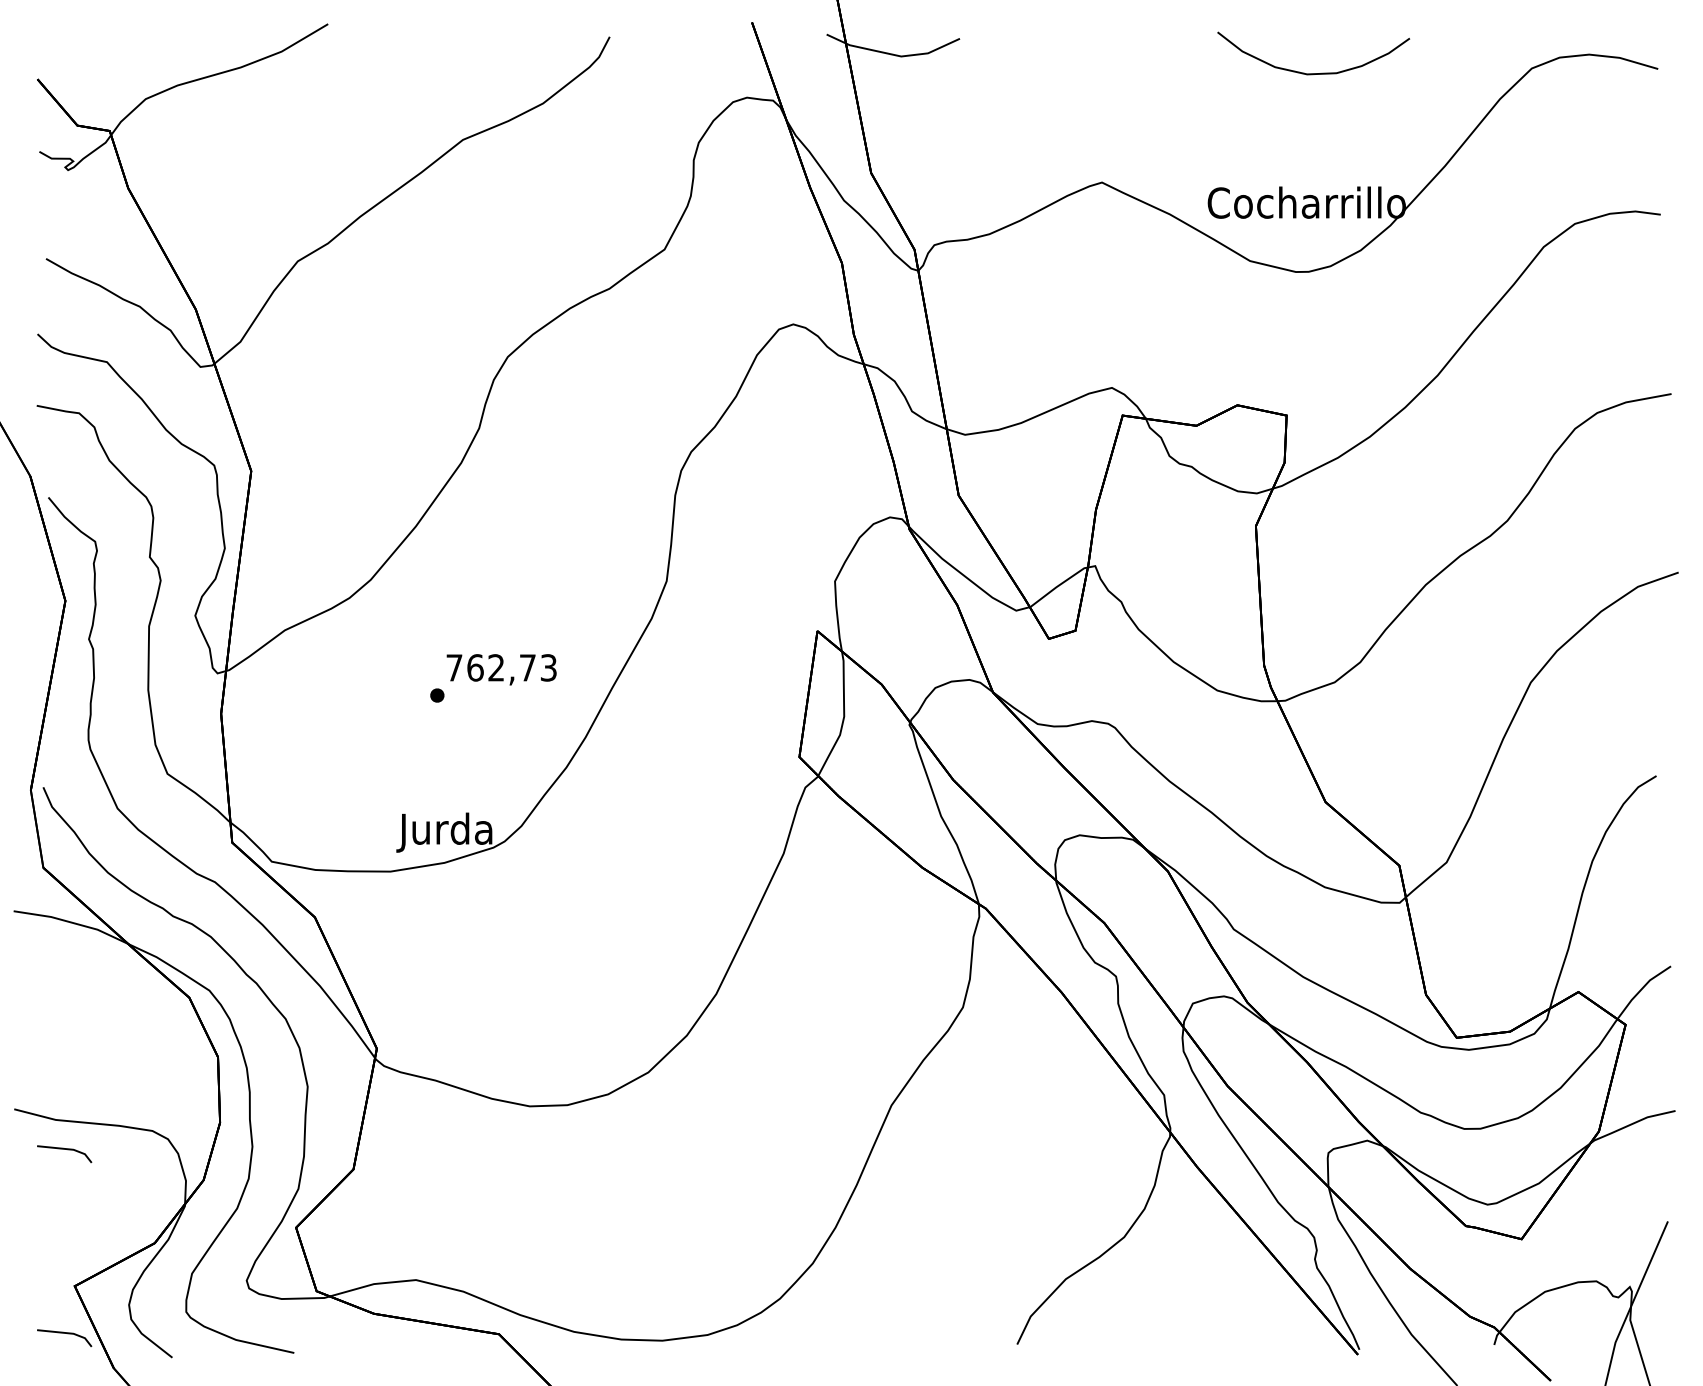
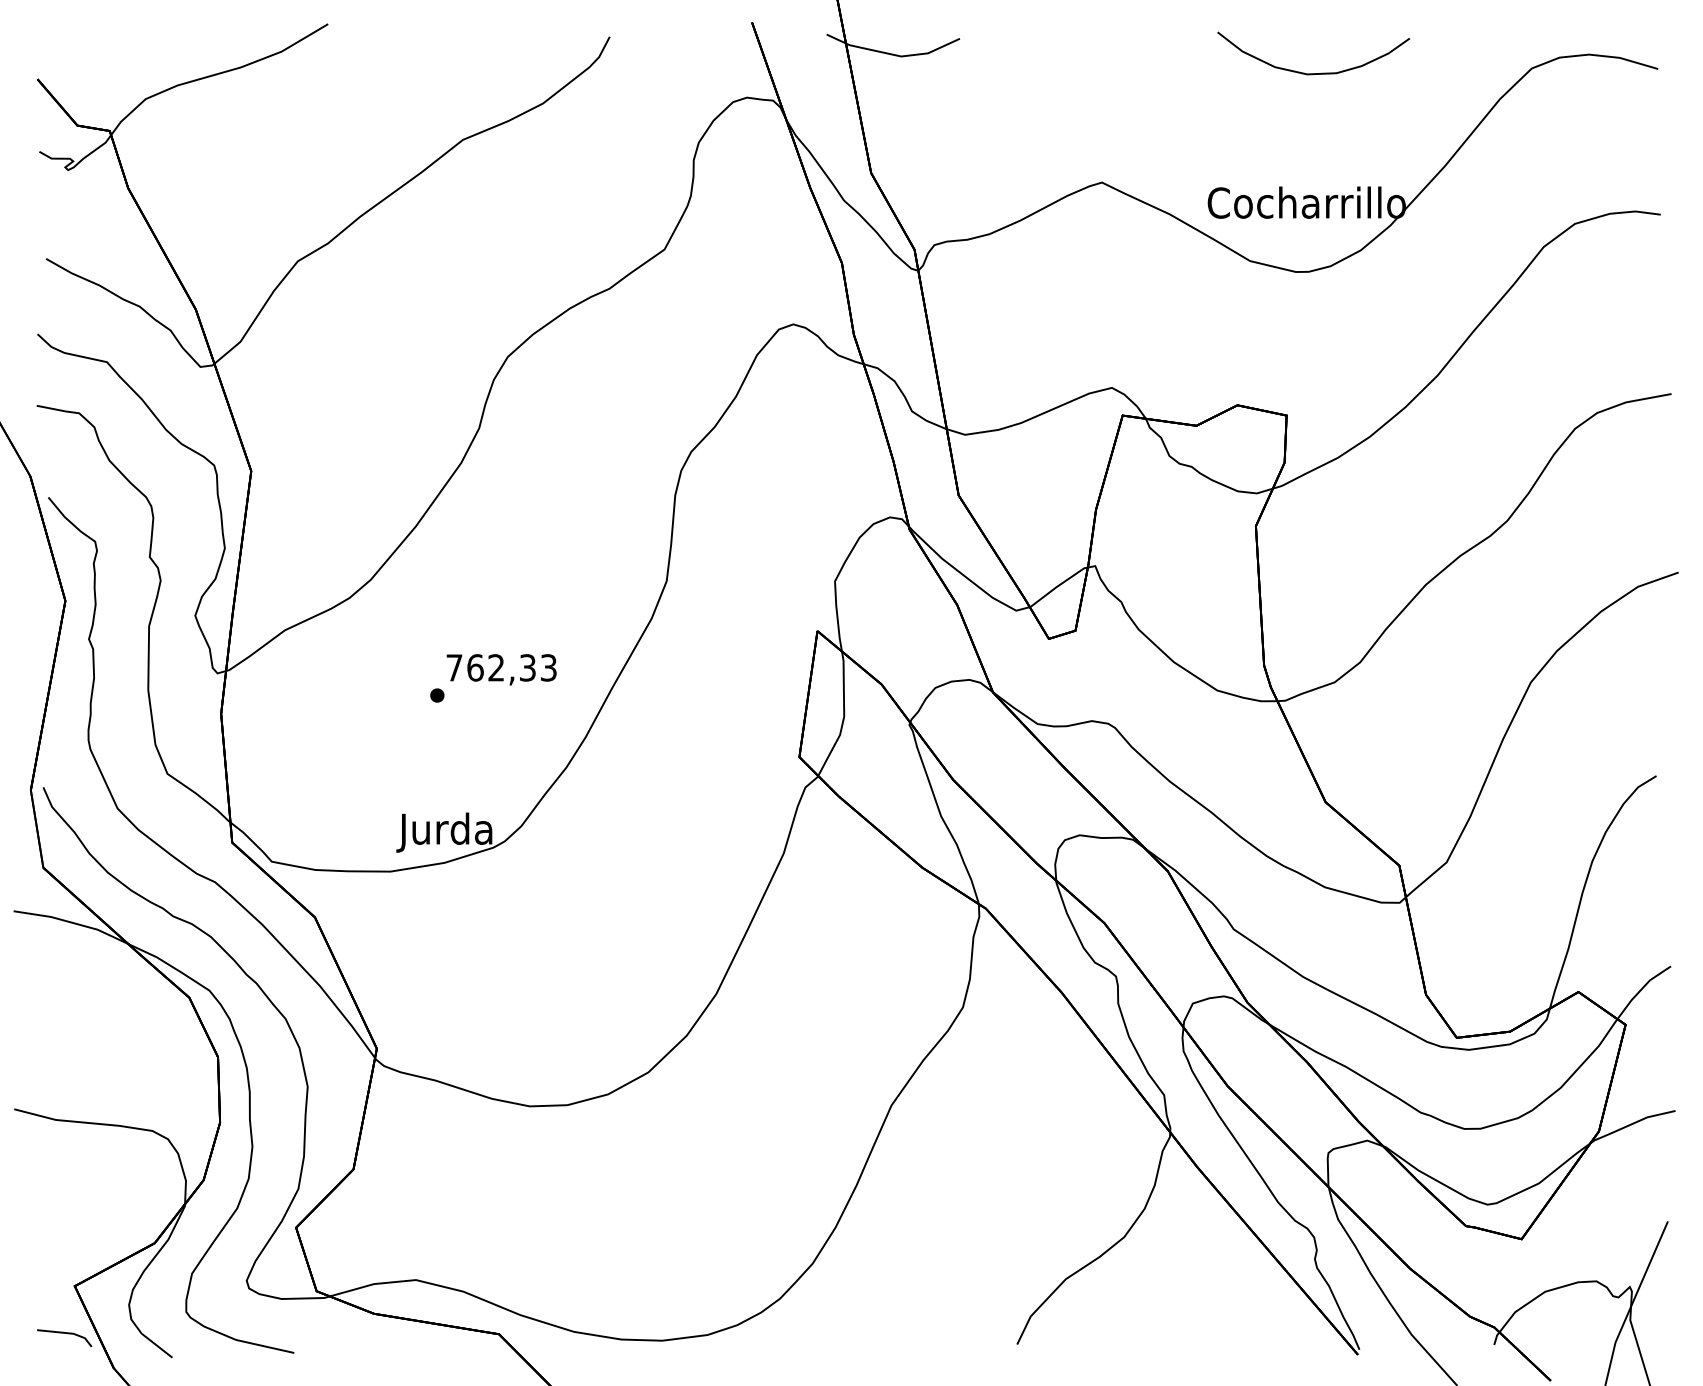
text: 762,73 -> 762,33 (527, 667)
line: present -> none (64, 1149)
